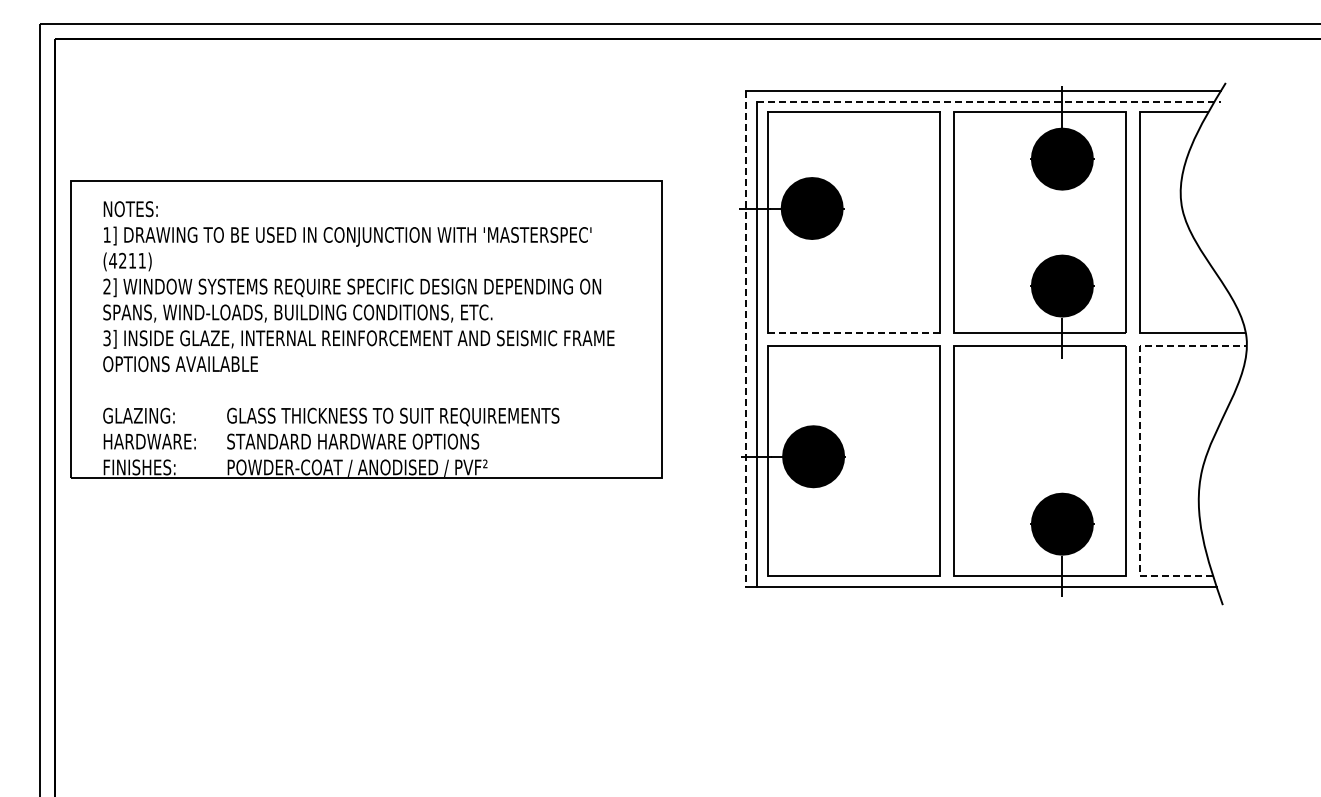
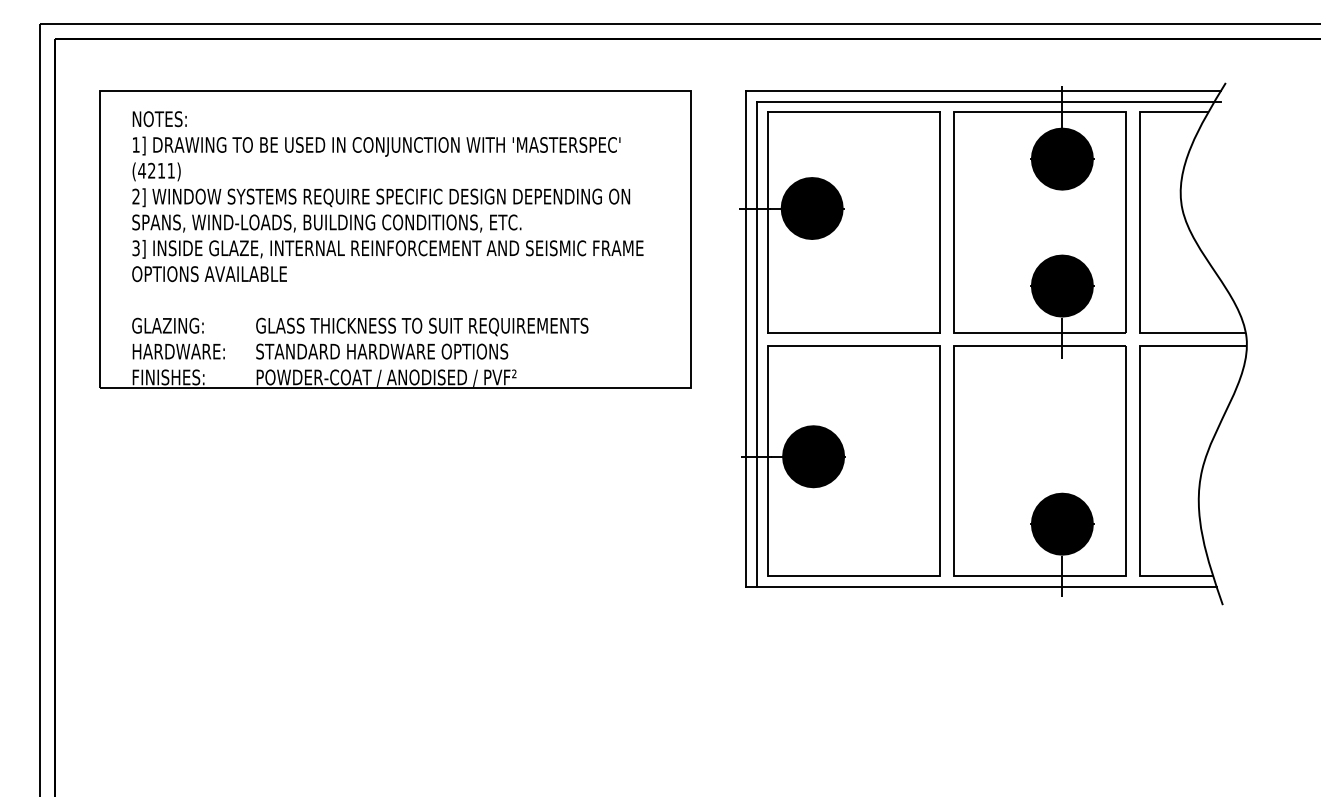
line: dashed -> solid (989, 102)
part position: (366, 329) -> (395, 239) (395, 239)
line: dashed -> solid (854, 332)
line: dashed -> solid (746, 339)
line: dashed -> solid (1140, 443)
